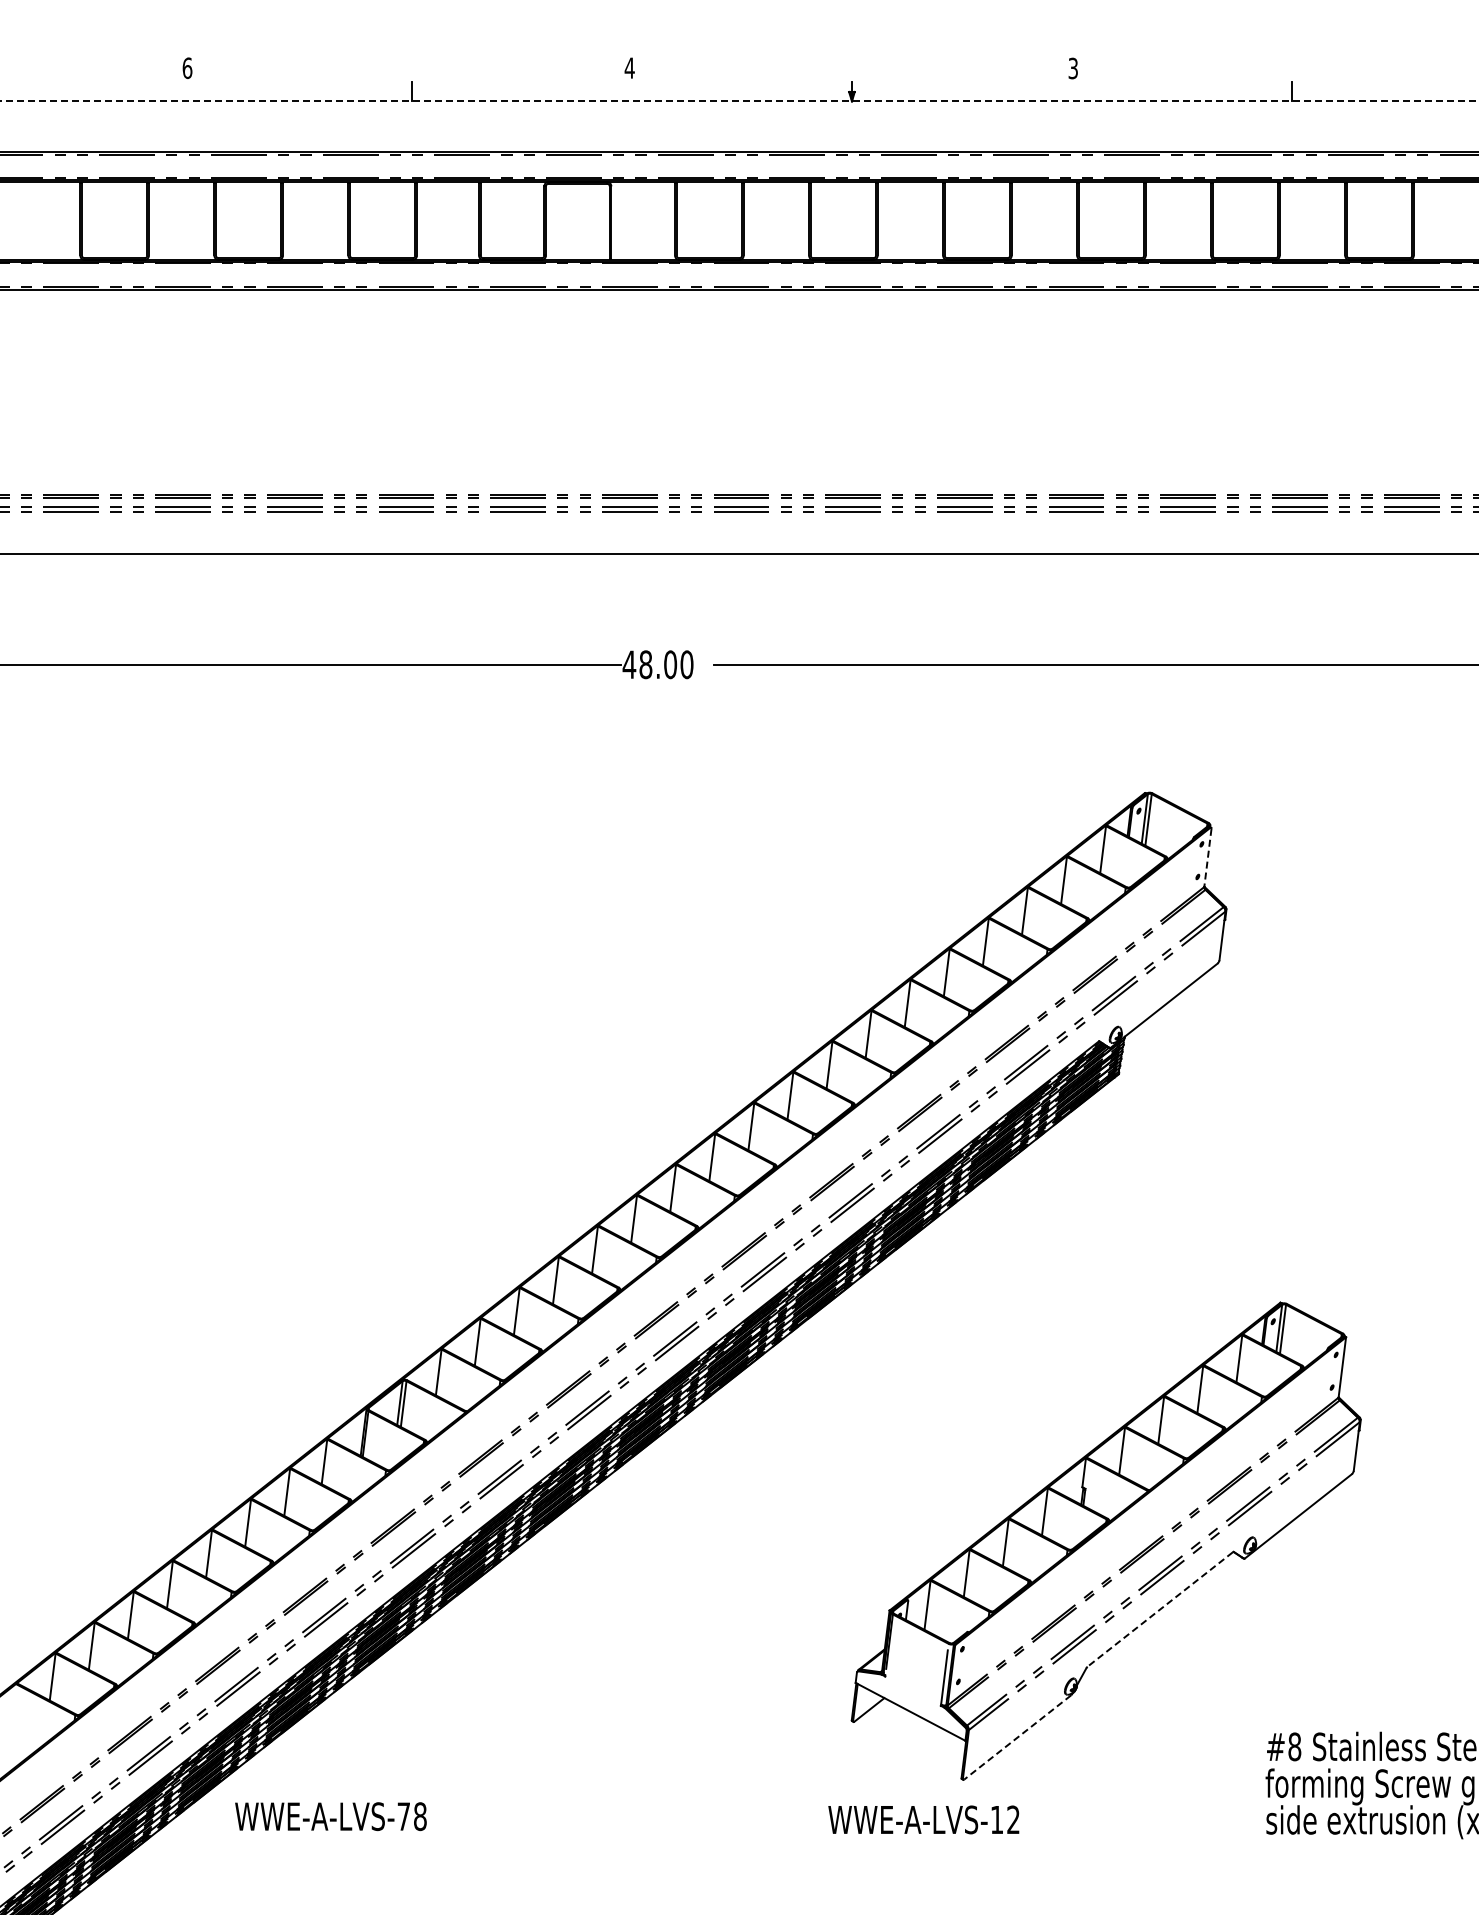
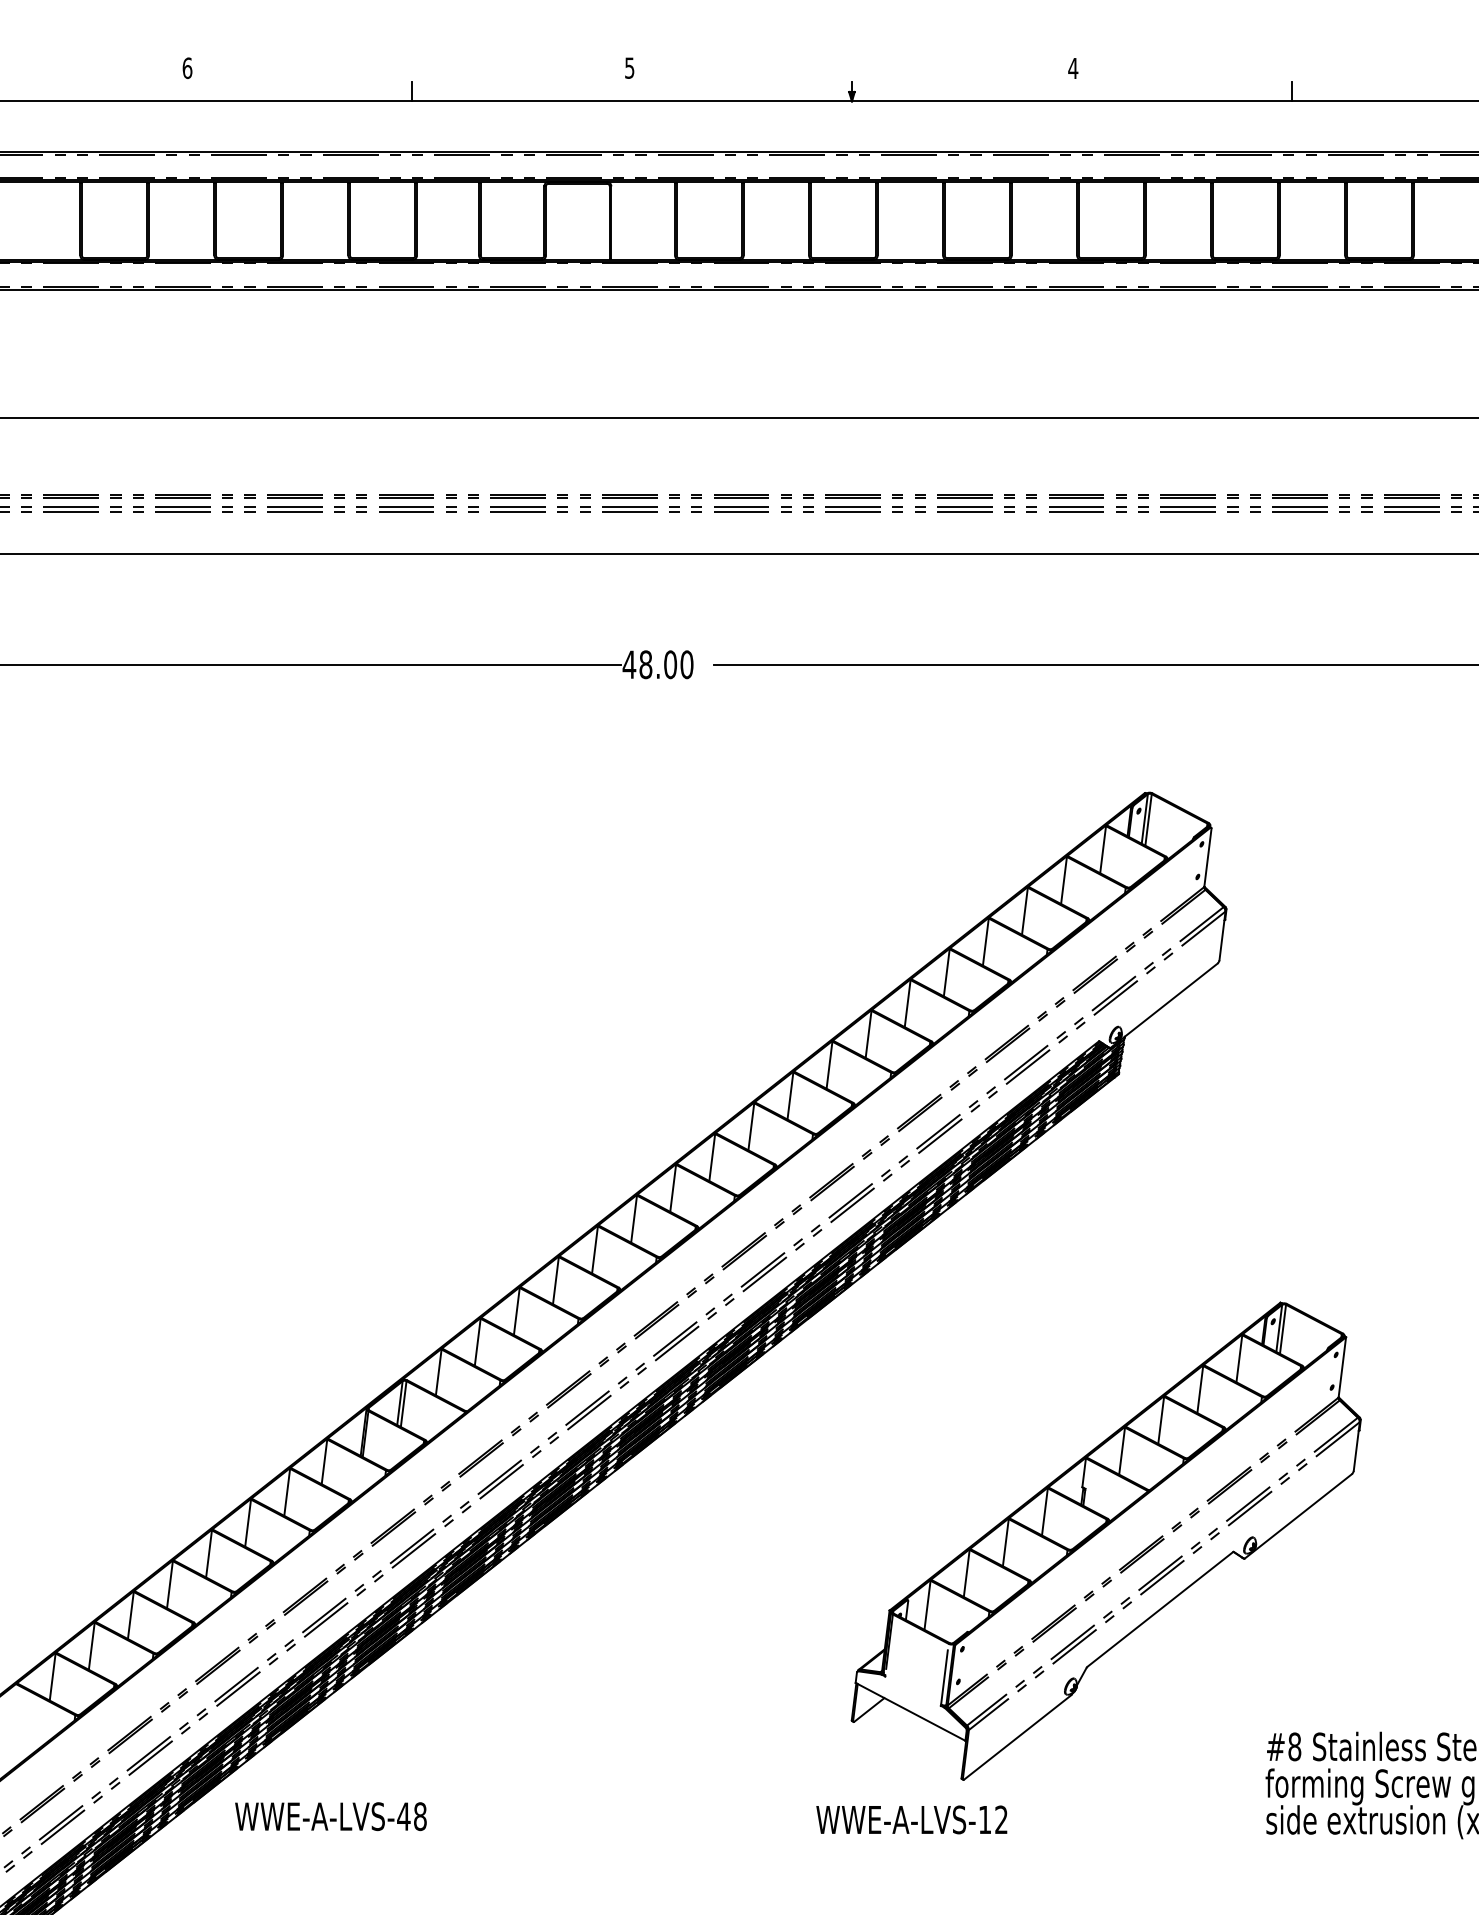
text: 4 -> 5 (629, 67)
text: 3 -> 4 (1073, 68)
line: dashed -> solid (739, 101)
line: none -> present (738, 418)
line: dashed -> solid (1207, 858)
line: dashed -> solid (1159, 1609)
line: dashed -> solid (1017, 1737)
text: WWE-A-LVS-78 -> WWE-A-LVS-48 (403, 1816)
text position: (923, 1819) -> (911, 1819) (911, 1819)
